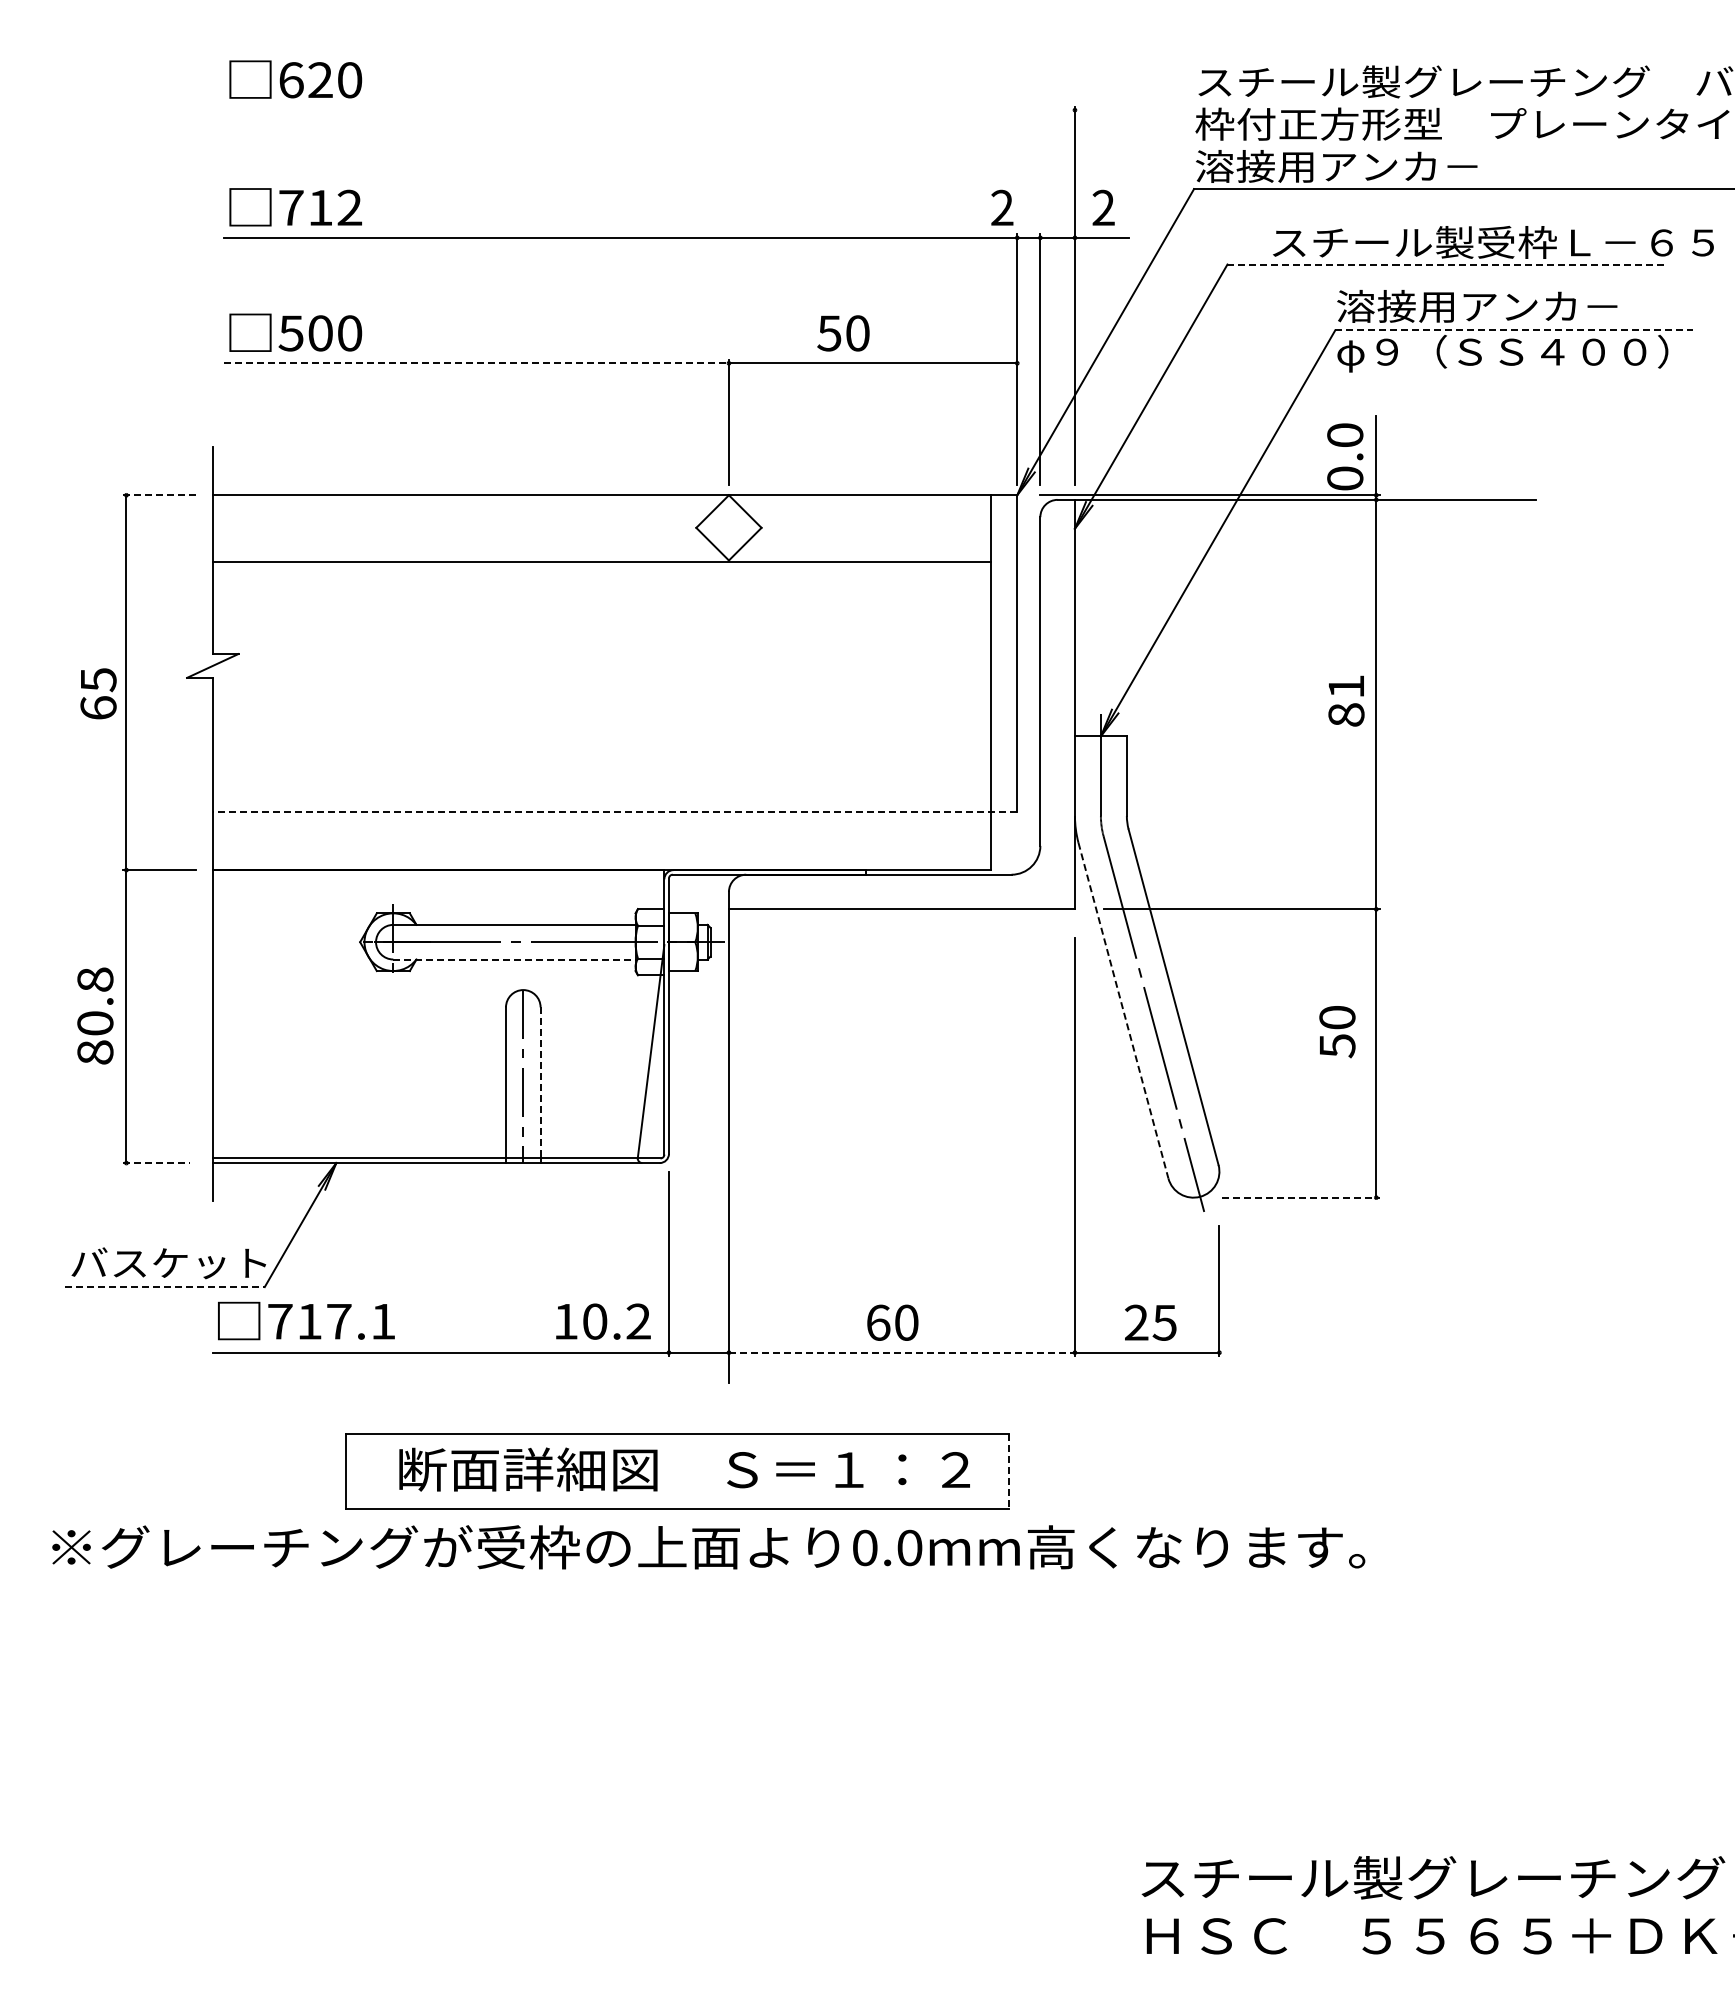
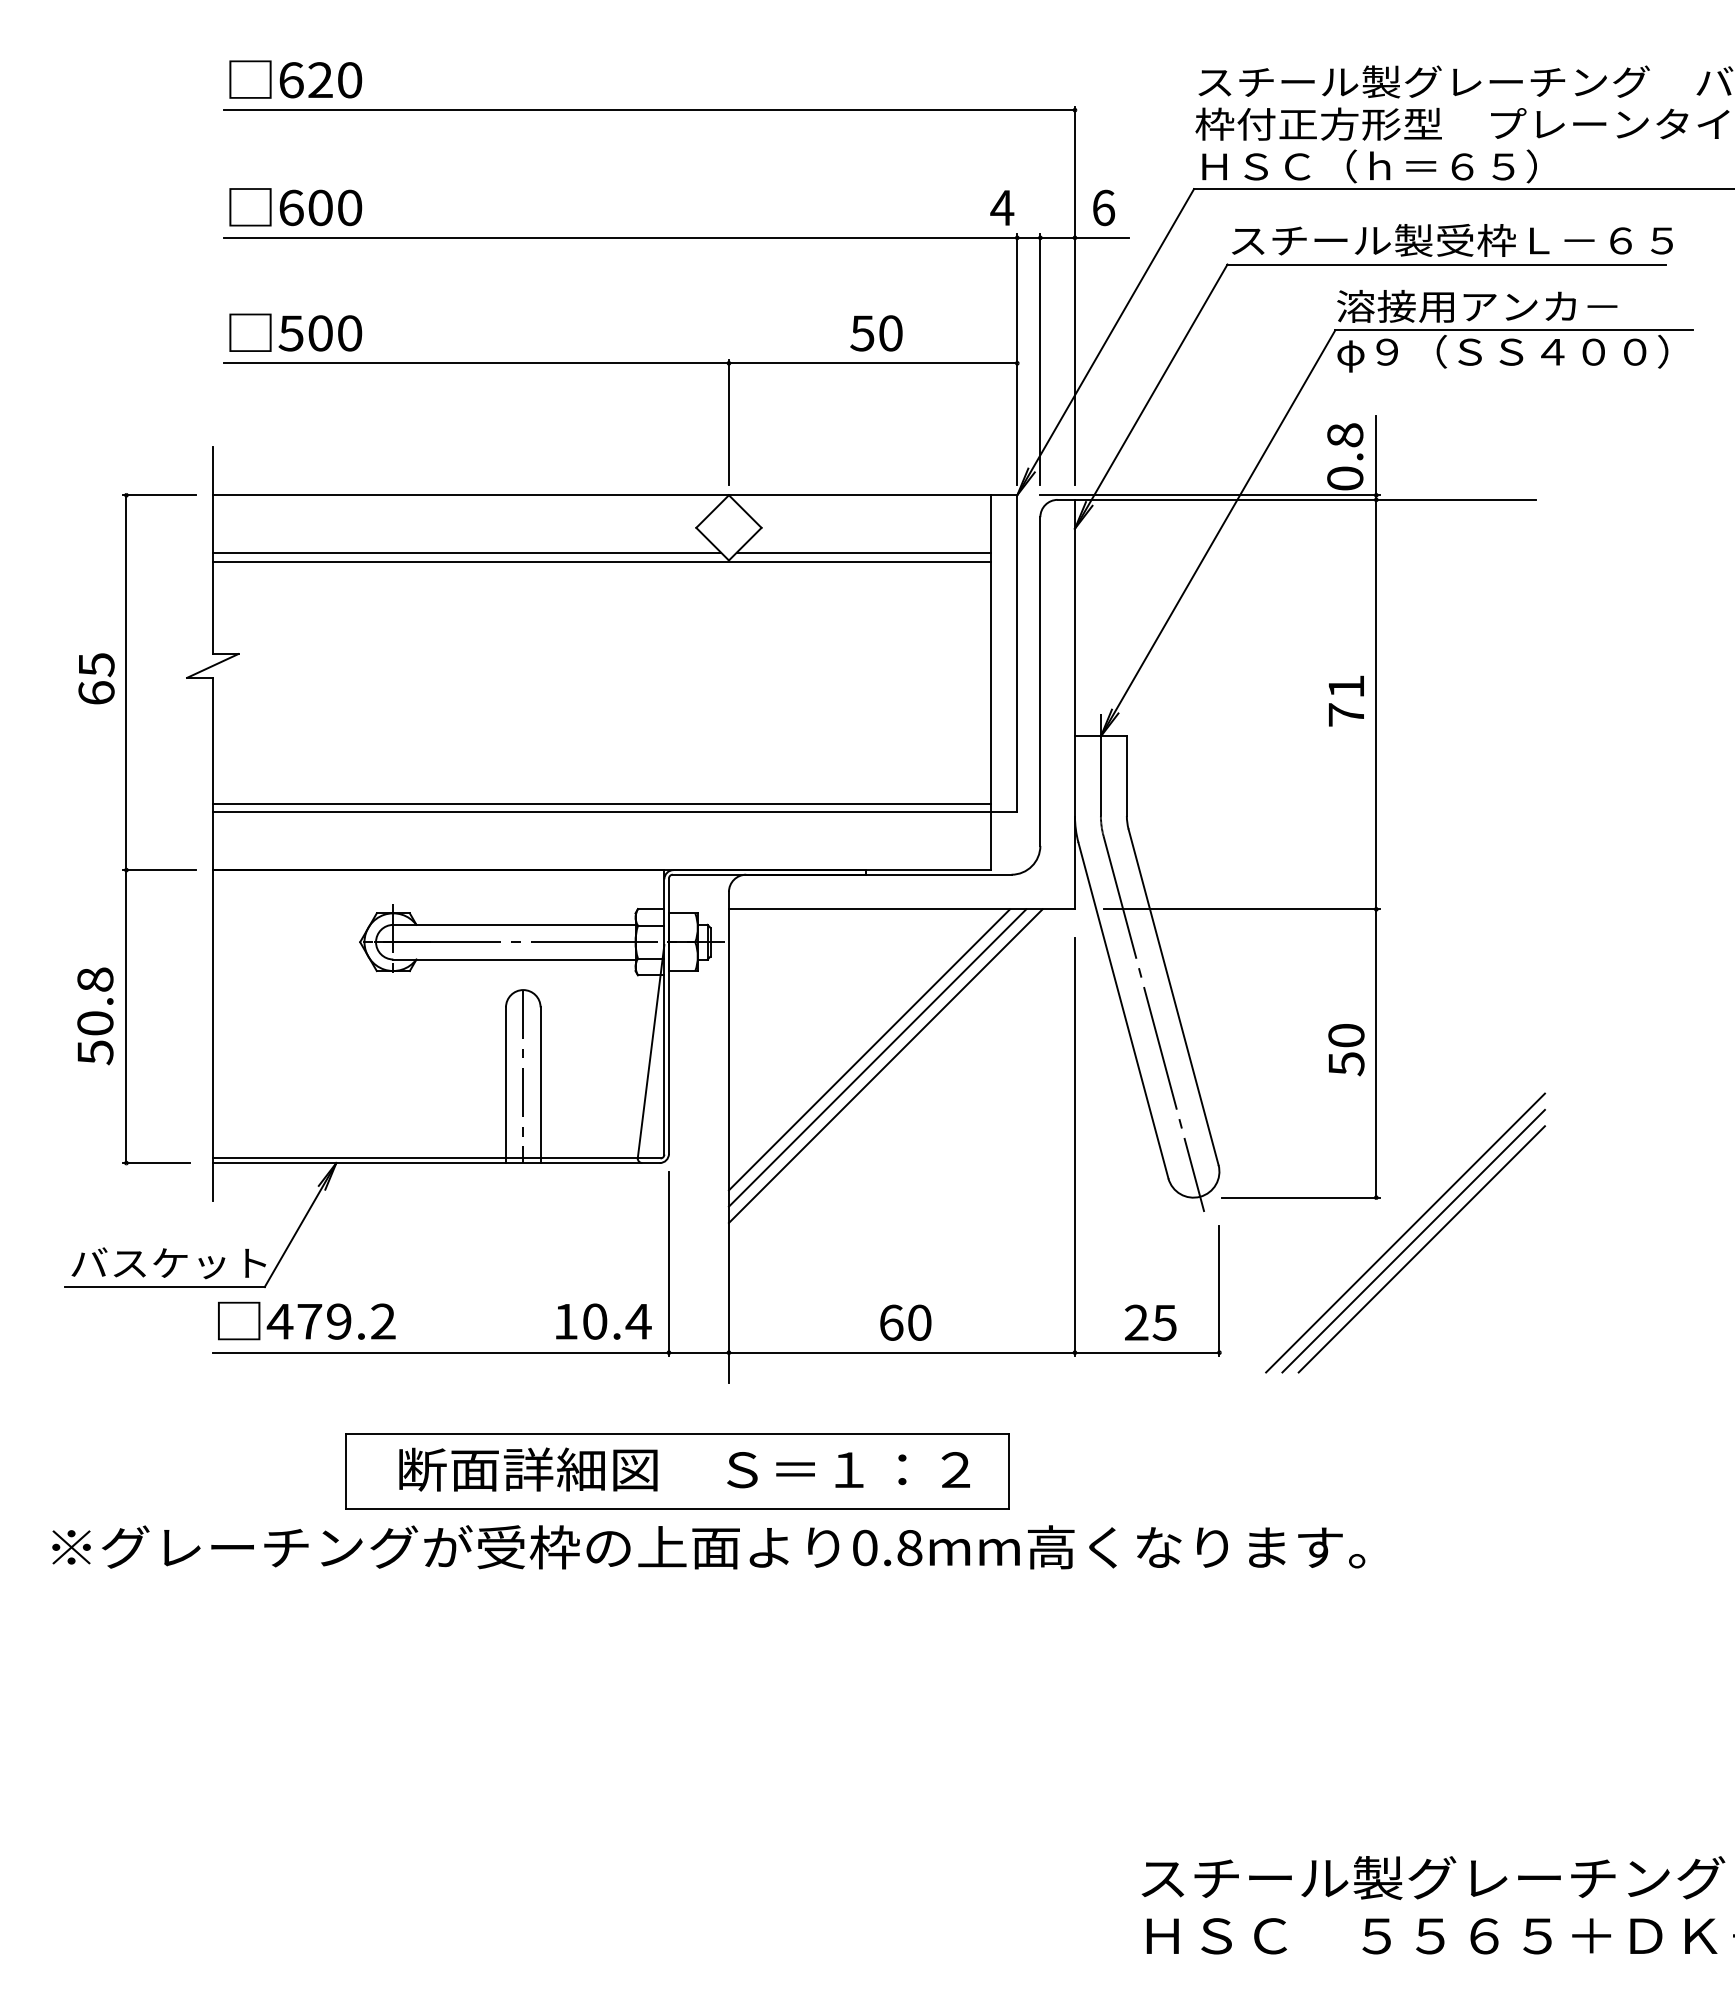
line: none -> present (649, 110)
text: 溶接用アンカ－ -> ＨＳＣ（ｈ＝６５） (1366, 166)
text: 712 -> 600 (320, 207)
text: 2 -> 4 (1002, 207)
text: 2 -> 6 (1103, 207)
text position: (1493, 242) -> (1452, 240) (1452, 240)
line: dashed -> solid (1447, 264)
line: dashed -> solid (1514, 330)
text position: (843, 333) -> (876, 333) (876, 333)
line: dashed -> solid (477, 363)
text: 0.0 -> 0.8 (1345, 435)
line: dashed -> solid (158, 495)
line: none -> present (466, 552)
line: none -> present (863, 552)
text position: (98, 693) -> (96, 678) (96, 678)
text: 81 -> 71 (1346, 714)
line: none -> present (601, 803)
line: dashed -> solid (614, 812)
line: dashed -> solid (514, 959)
line: dashed -> solid (1123, 1010)
text position: (1337, 1032) -> (1346, 1050) (1346, 1050)
line: none -> present (869, 1049)
text: 80.8 -> 50.8 (95, 1052)
line: none -> present (877, 1057)
line: none -> present (885, 1066)
line: dashed -> solid (540, 1082)
line: dashed -> solid (156, 1163)
line: dashed -> solid (1301, 1197)
line: none -> present (1405, 1232)
line: none -> present (1413, 1240)
line: none -> present (1421, 1249)
line: dashed -> solid (164, 1287)
text: 717.1 -> 479.2 (330, 1321)
text: 10.2 -> 10.4 (638, 1321)
text position: (892, 1322) -> (905, 1322) (905, 1322)
line: dashed -> solid (902, 1352)
line: dashed -> solid (1009, 1471)
text: 0.0mm -> 0.8mm (909, 1547)
